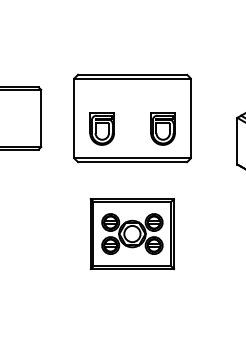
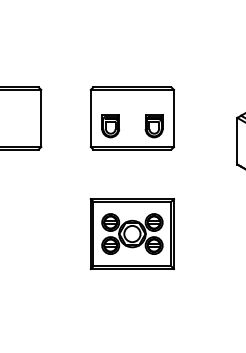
part size: 119x91 px -> 86x65 px (131, 118)
